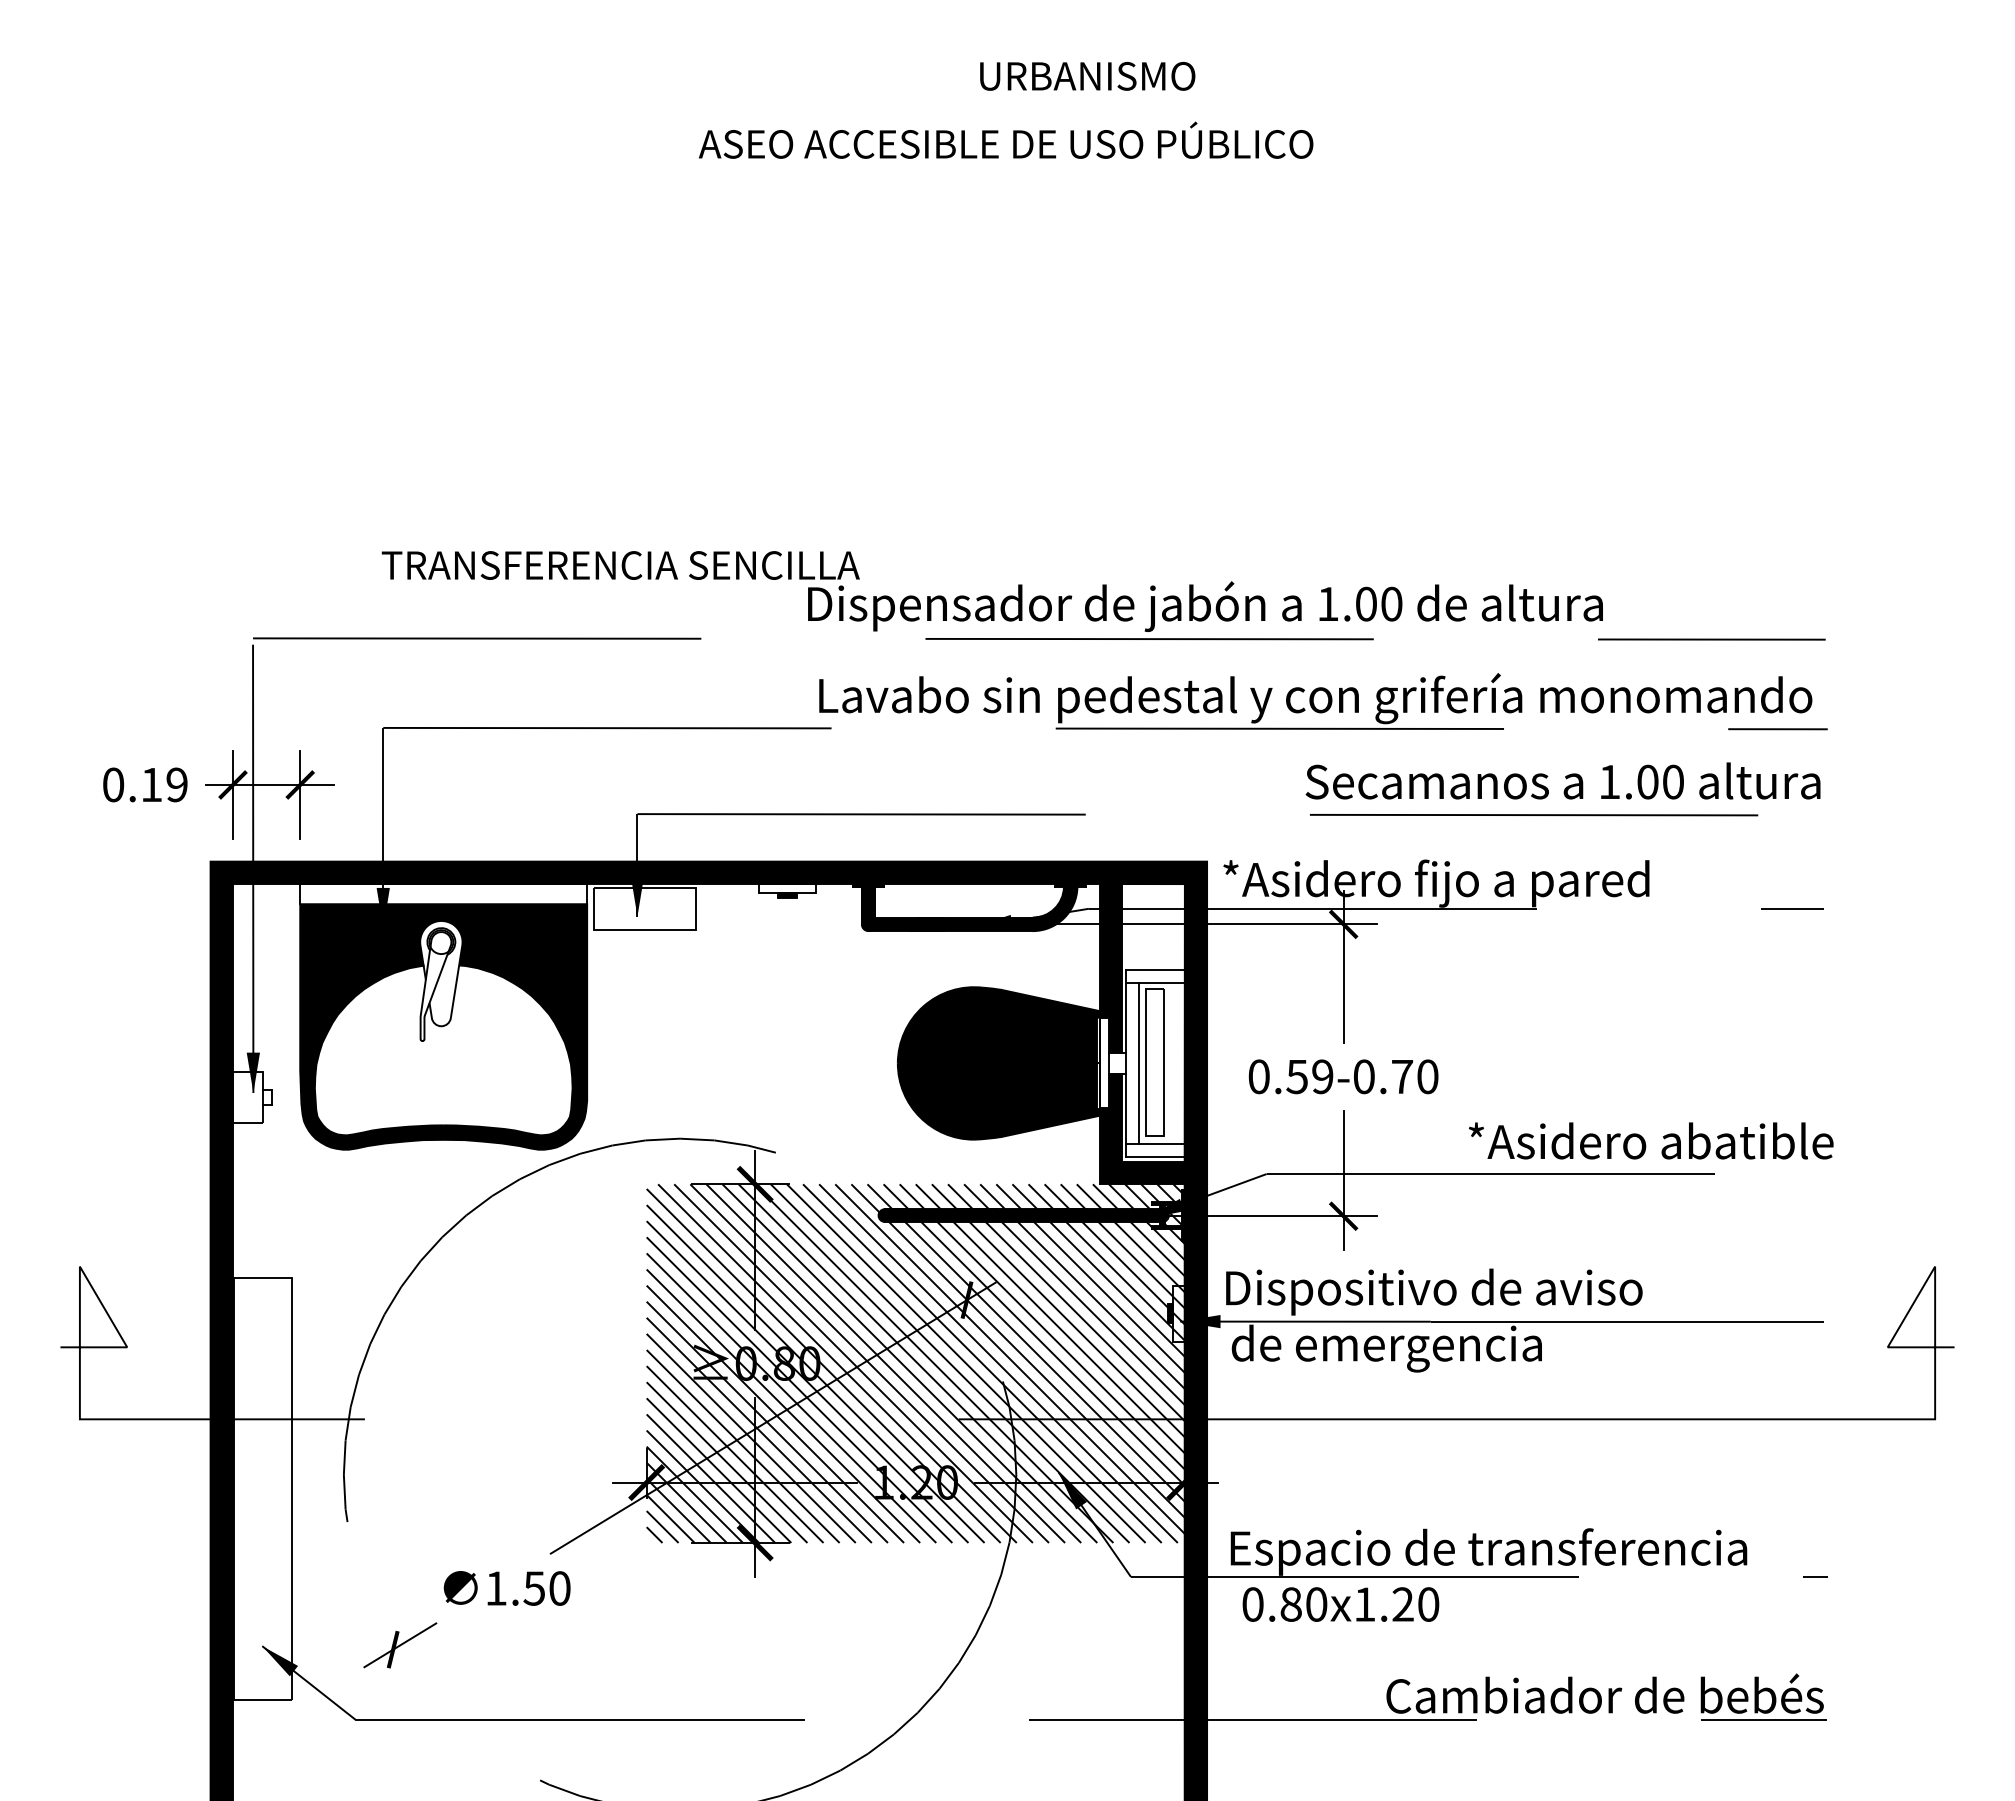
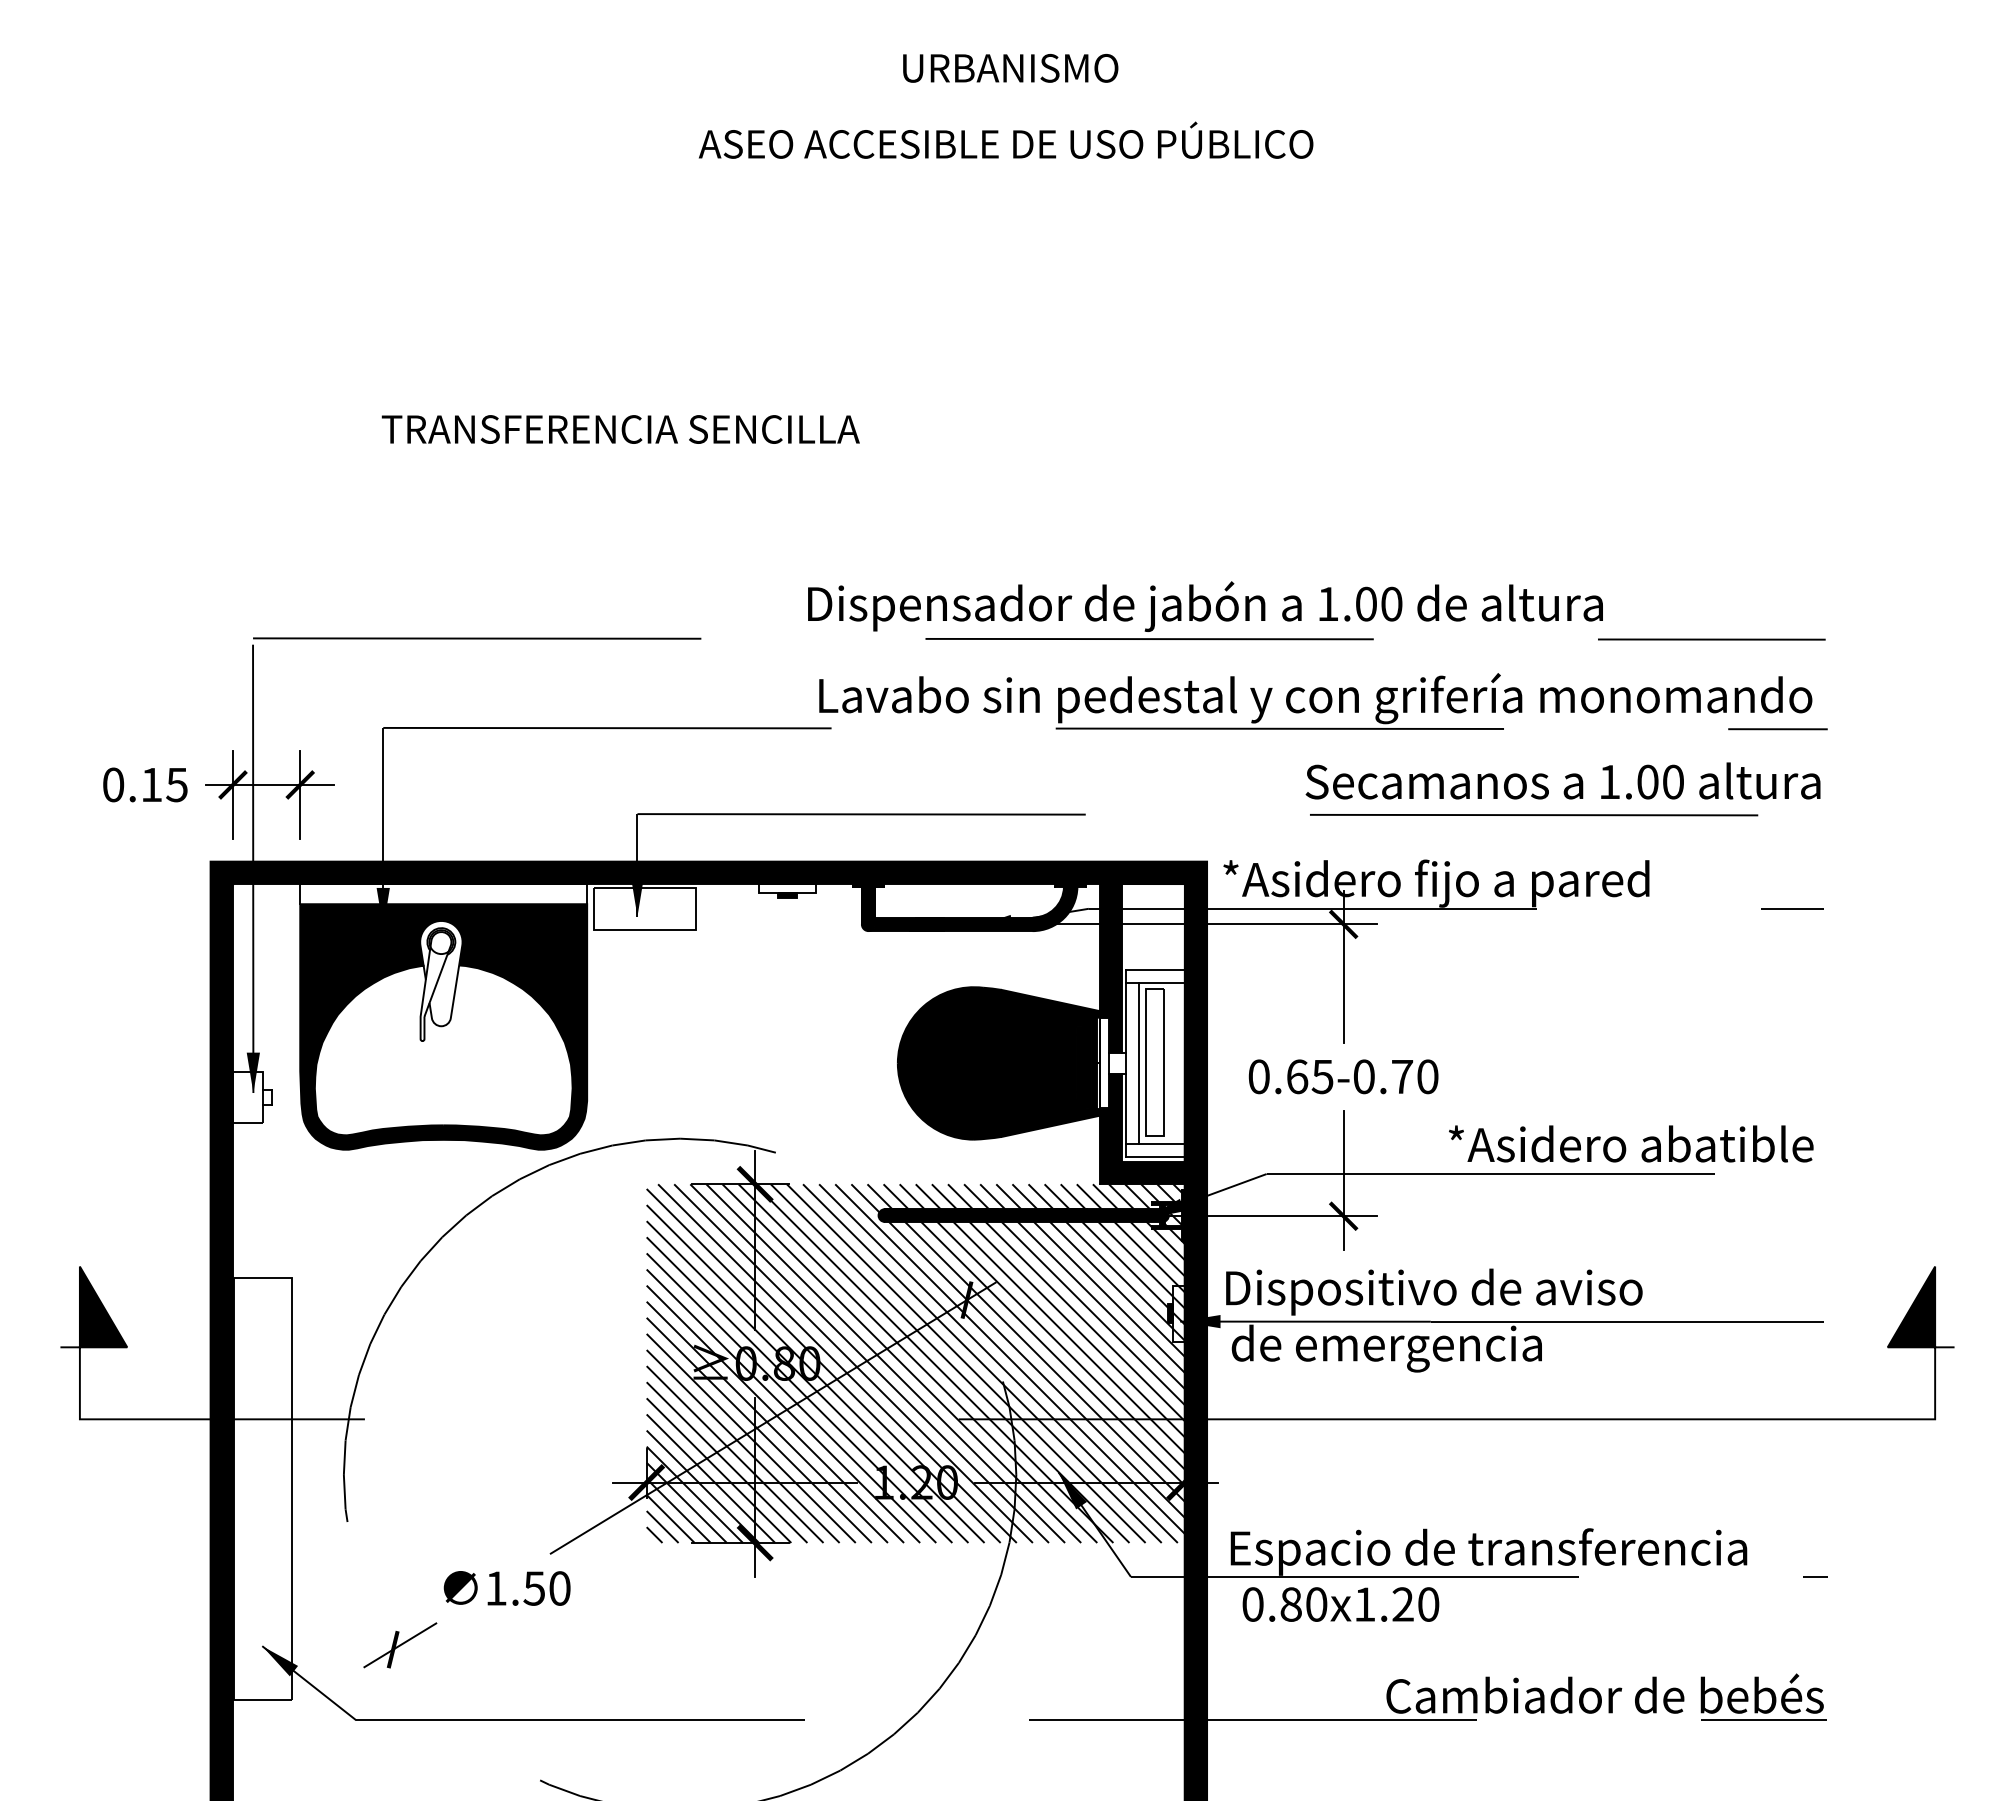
text position: (1087, 76) -> (1010, 68) (1010, 68)
text position: (620, 565) -> (620, 429) (620, 429)
text: 0.19 -> 0.15 (176, 784)
text: 0.59-0.70 -> 0.65-0.70 (1309, 1076)
text position: (1651, 1140) -> (1631, 1143) (1631, 1143)
fill: none -> present (103, 1306)
fill: none -> present (1911, 1306)
